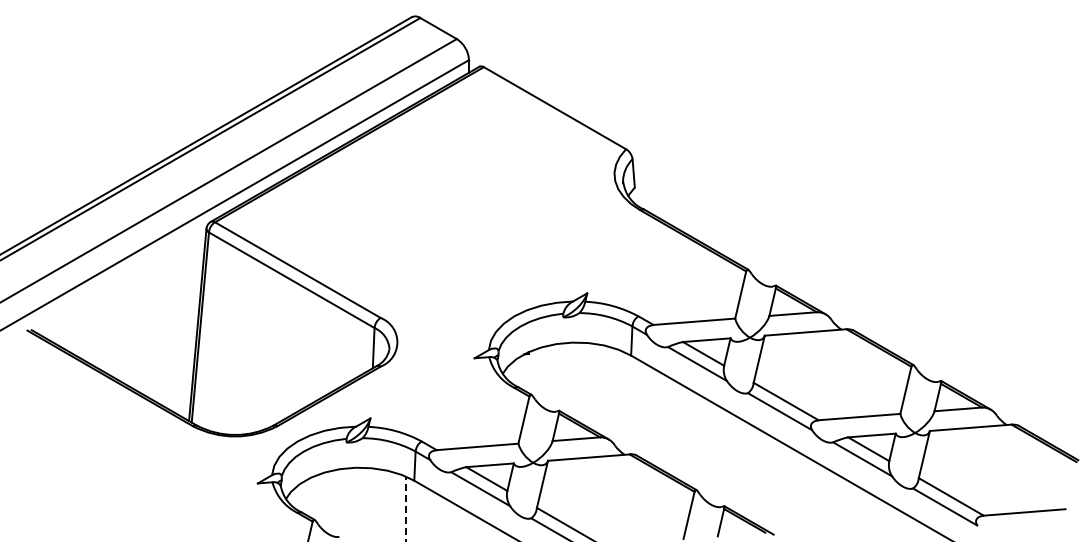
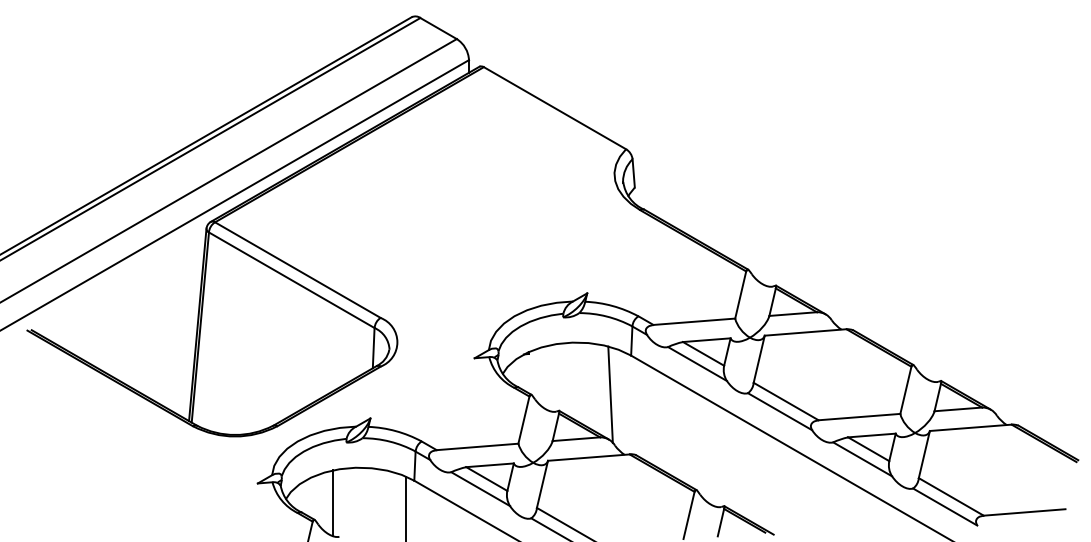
line: none -> present (610, 394)
line: none -> present (333, 503)
line: dashed -> solid (405, 509)
